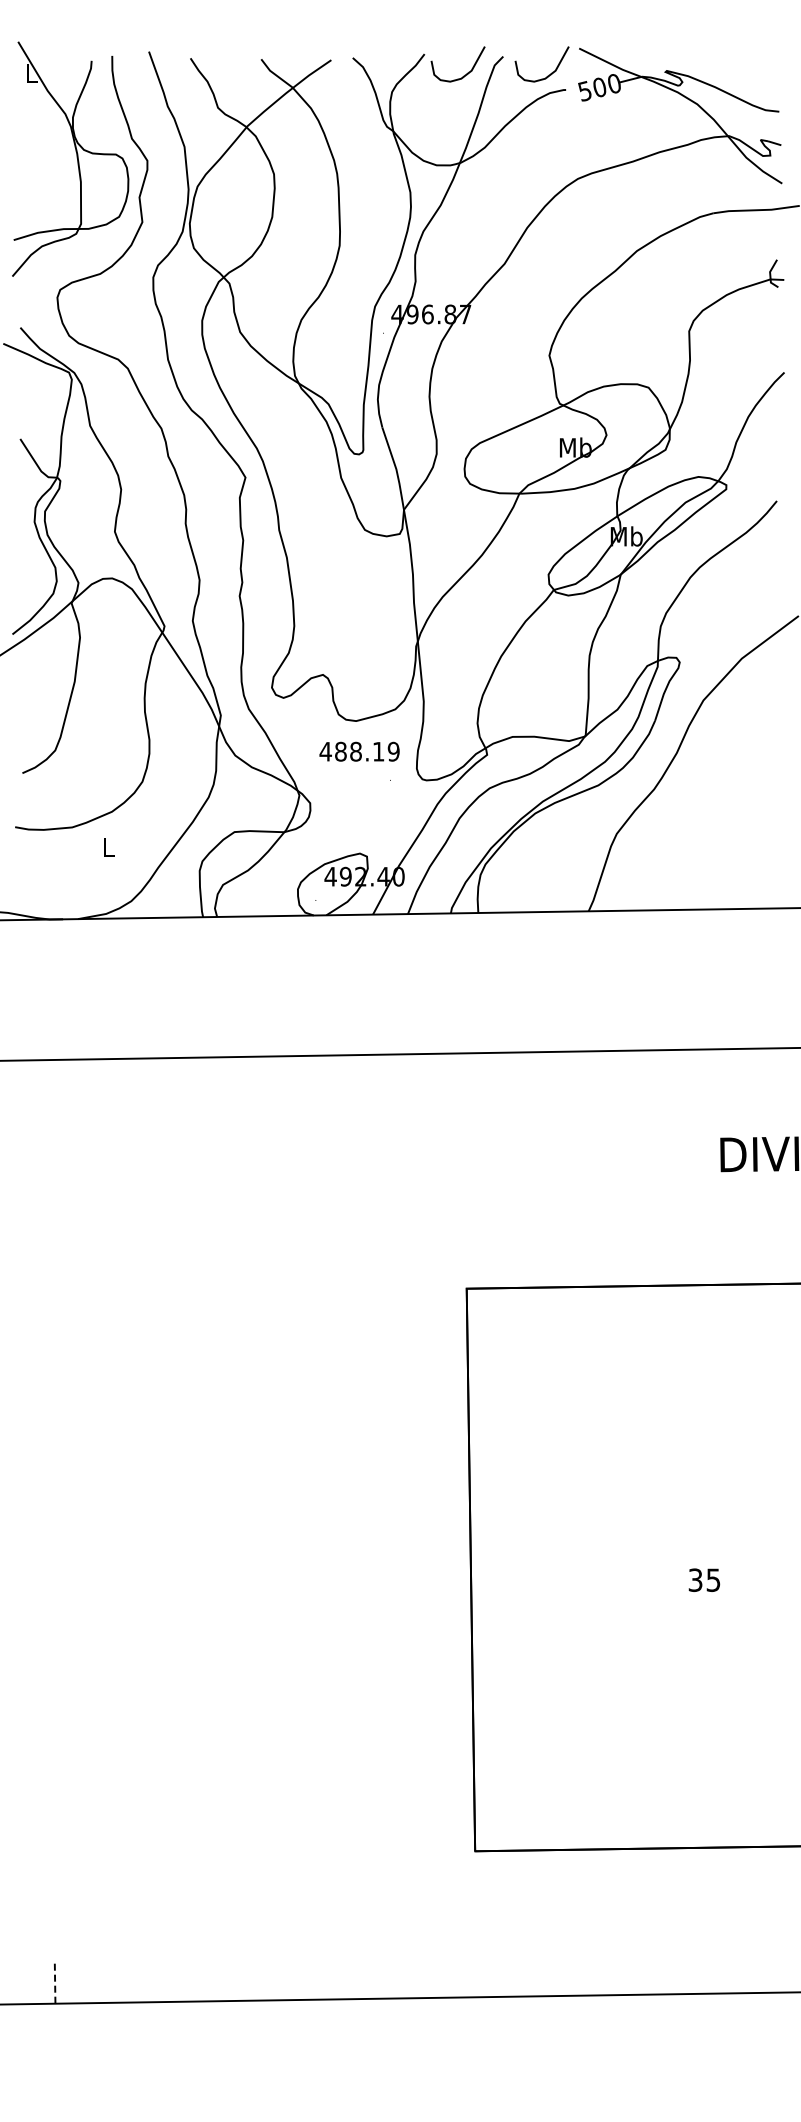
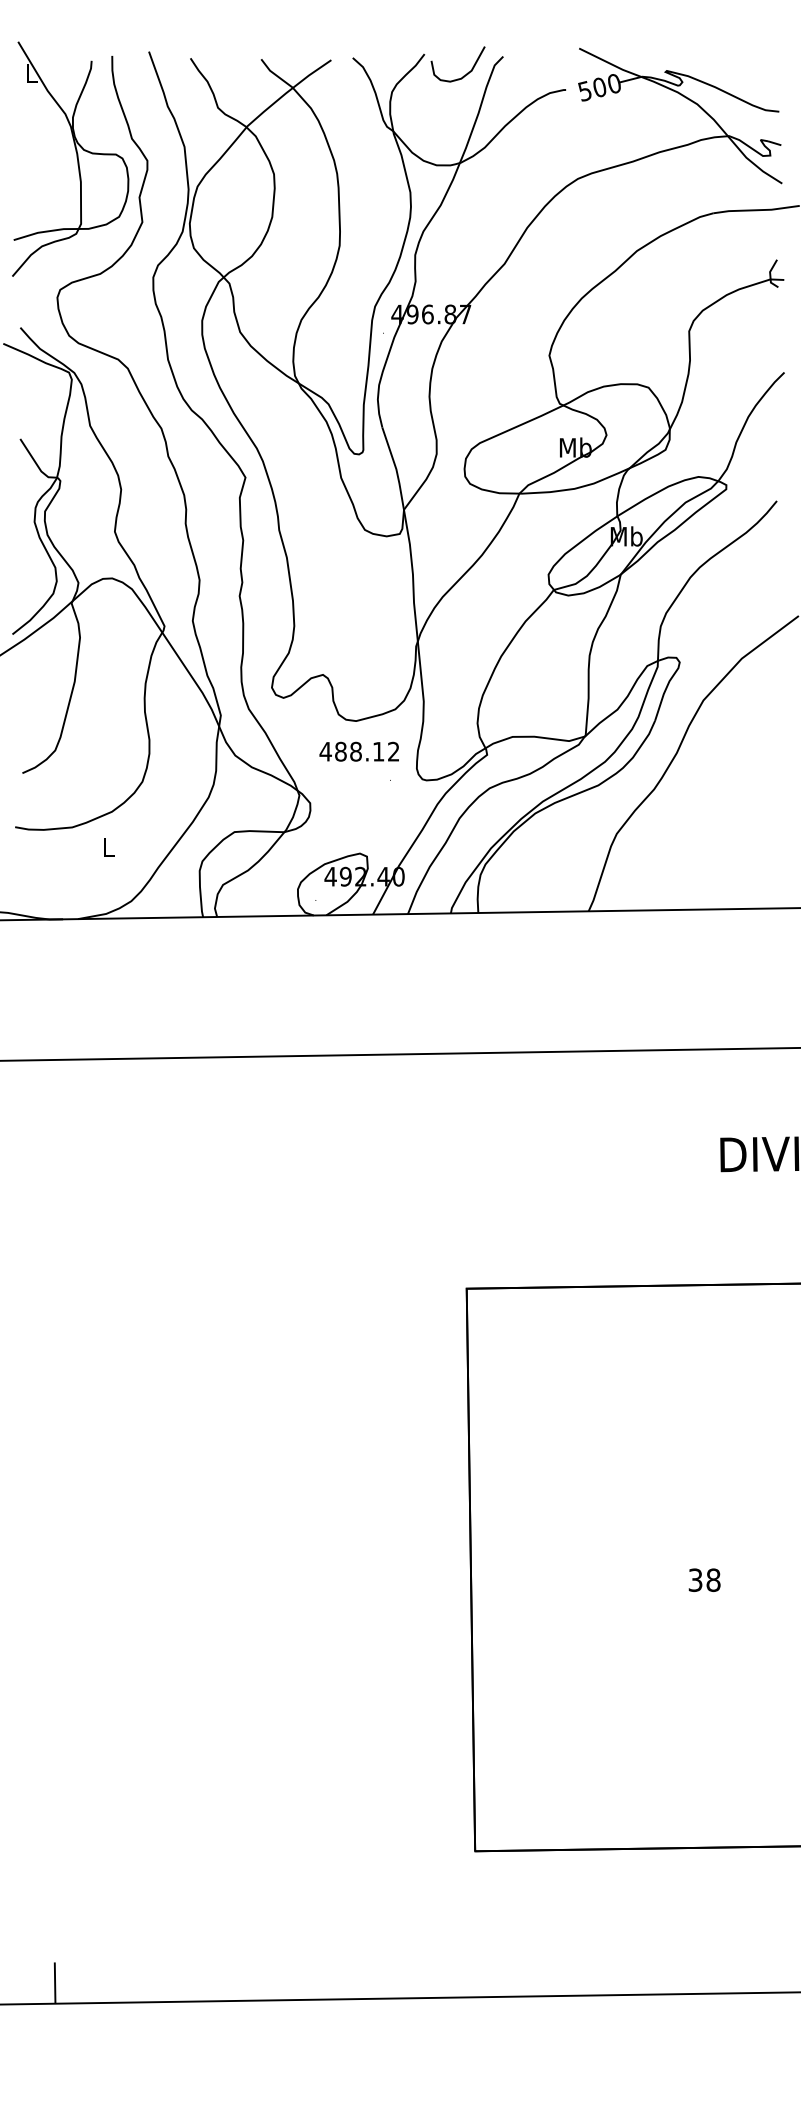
curve: present -> none (547, 75)
text: 488.19 -> 488.12 (393, 751)
text: 35 -> 38 (713, 1579)
line: dashed -> solid (55, 1983)
